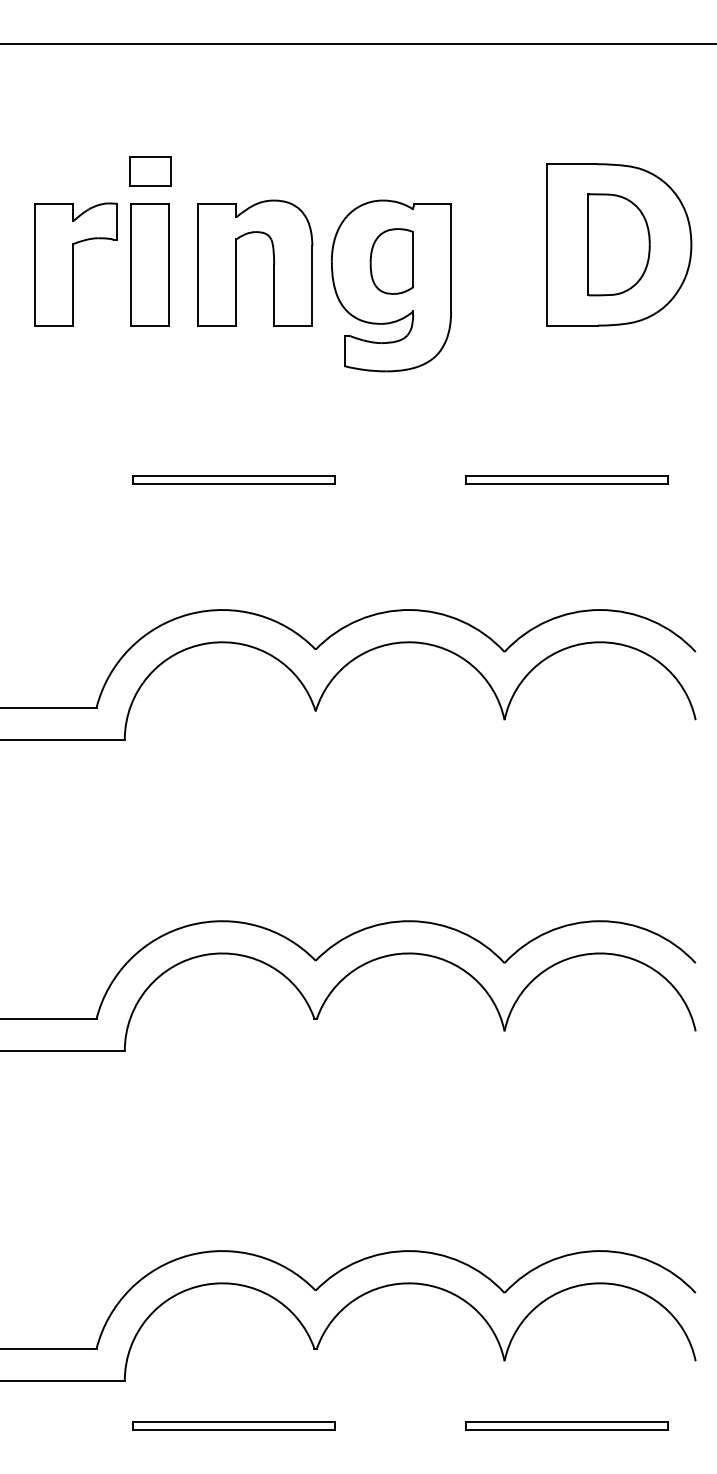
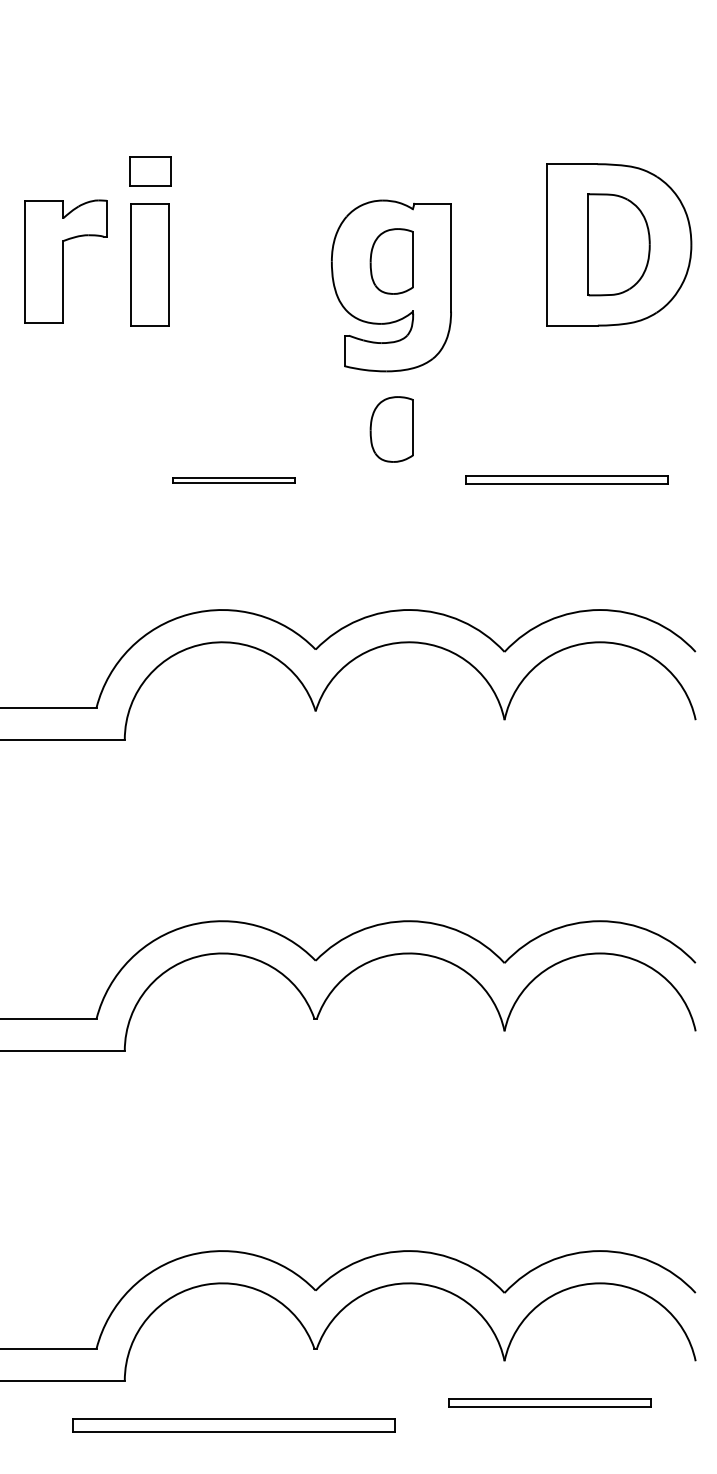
line: present -> none (357, 44)
part: present -> none (273, 262)
part position: (75, 264) -> (65, 261) (65, 261)
part: none -> present (391, 429)
part size: 204x10 px -> 124x7 px (233, 480)
part size: 204x10 px -> 324x15 px (233, 1425)
part position: (566, 1425) -> (549, 1402) (549, 1402)
